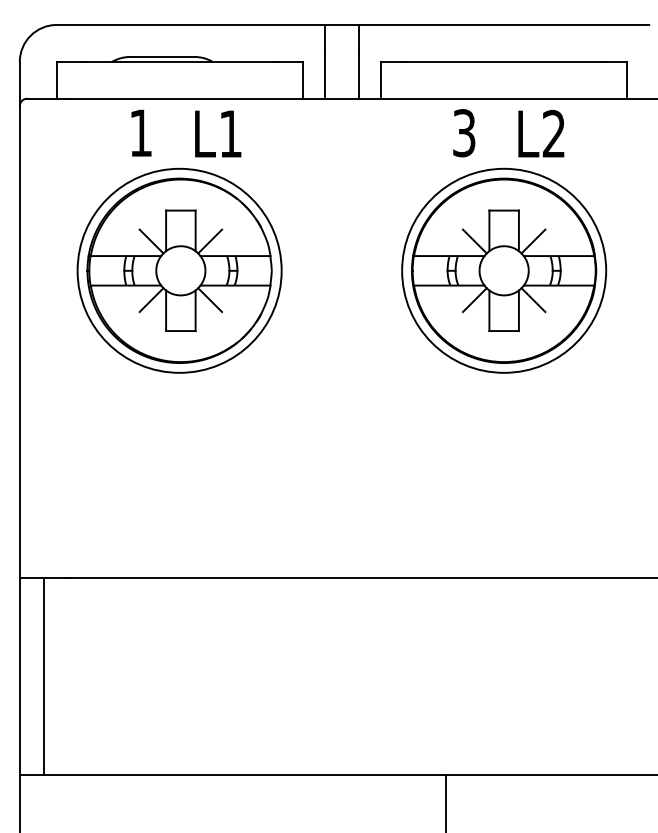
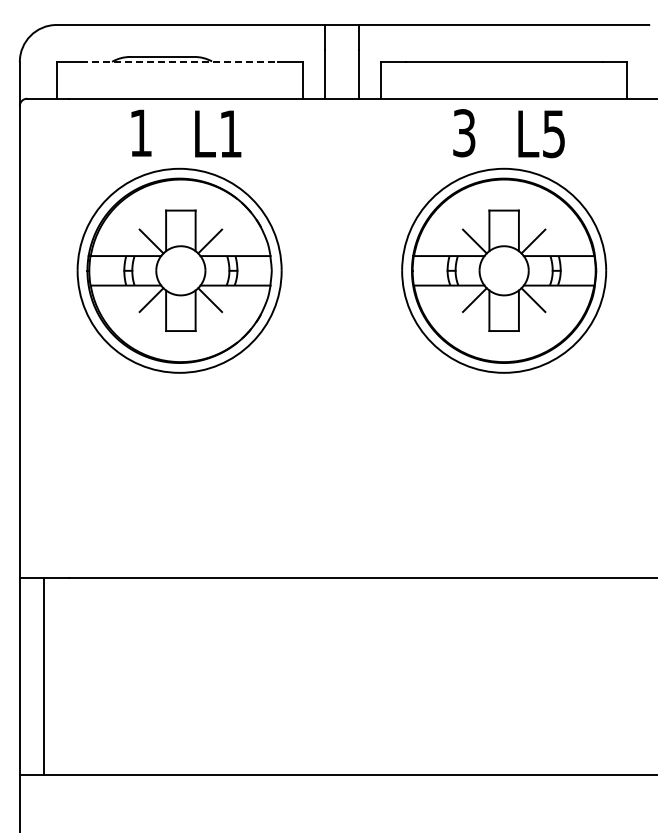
line: solid -> dashed (180, 61)
text: L2 -> L5 (553, 133)
line: present -> none (446, 801)
